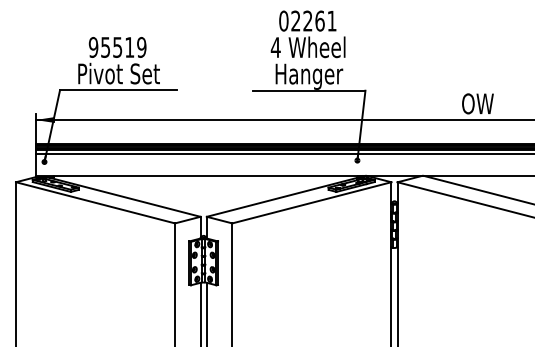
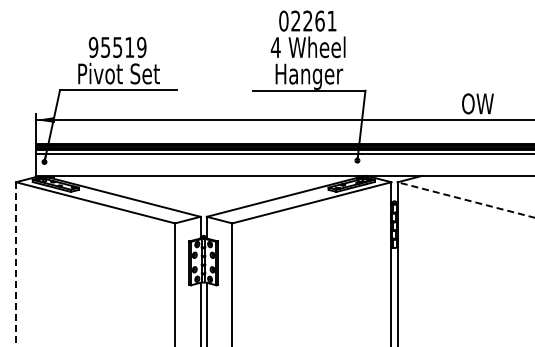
line: present -> none (477, 189)
line: solid -> dashed (466, 199)
line: solid -> dashed (16, 264)
